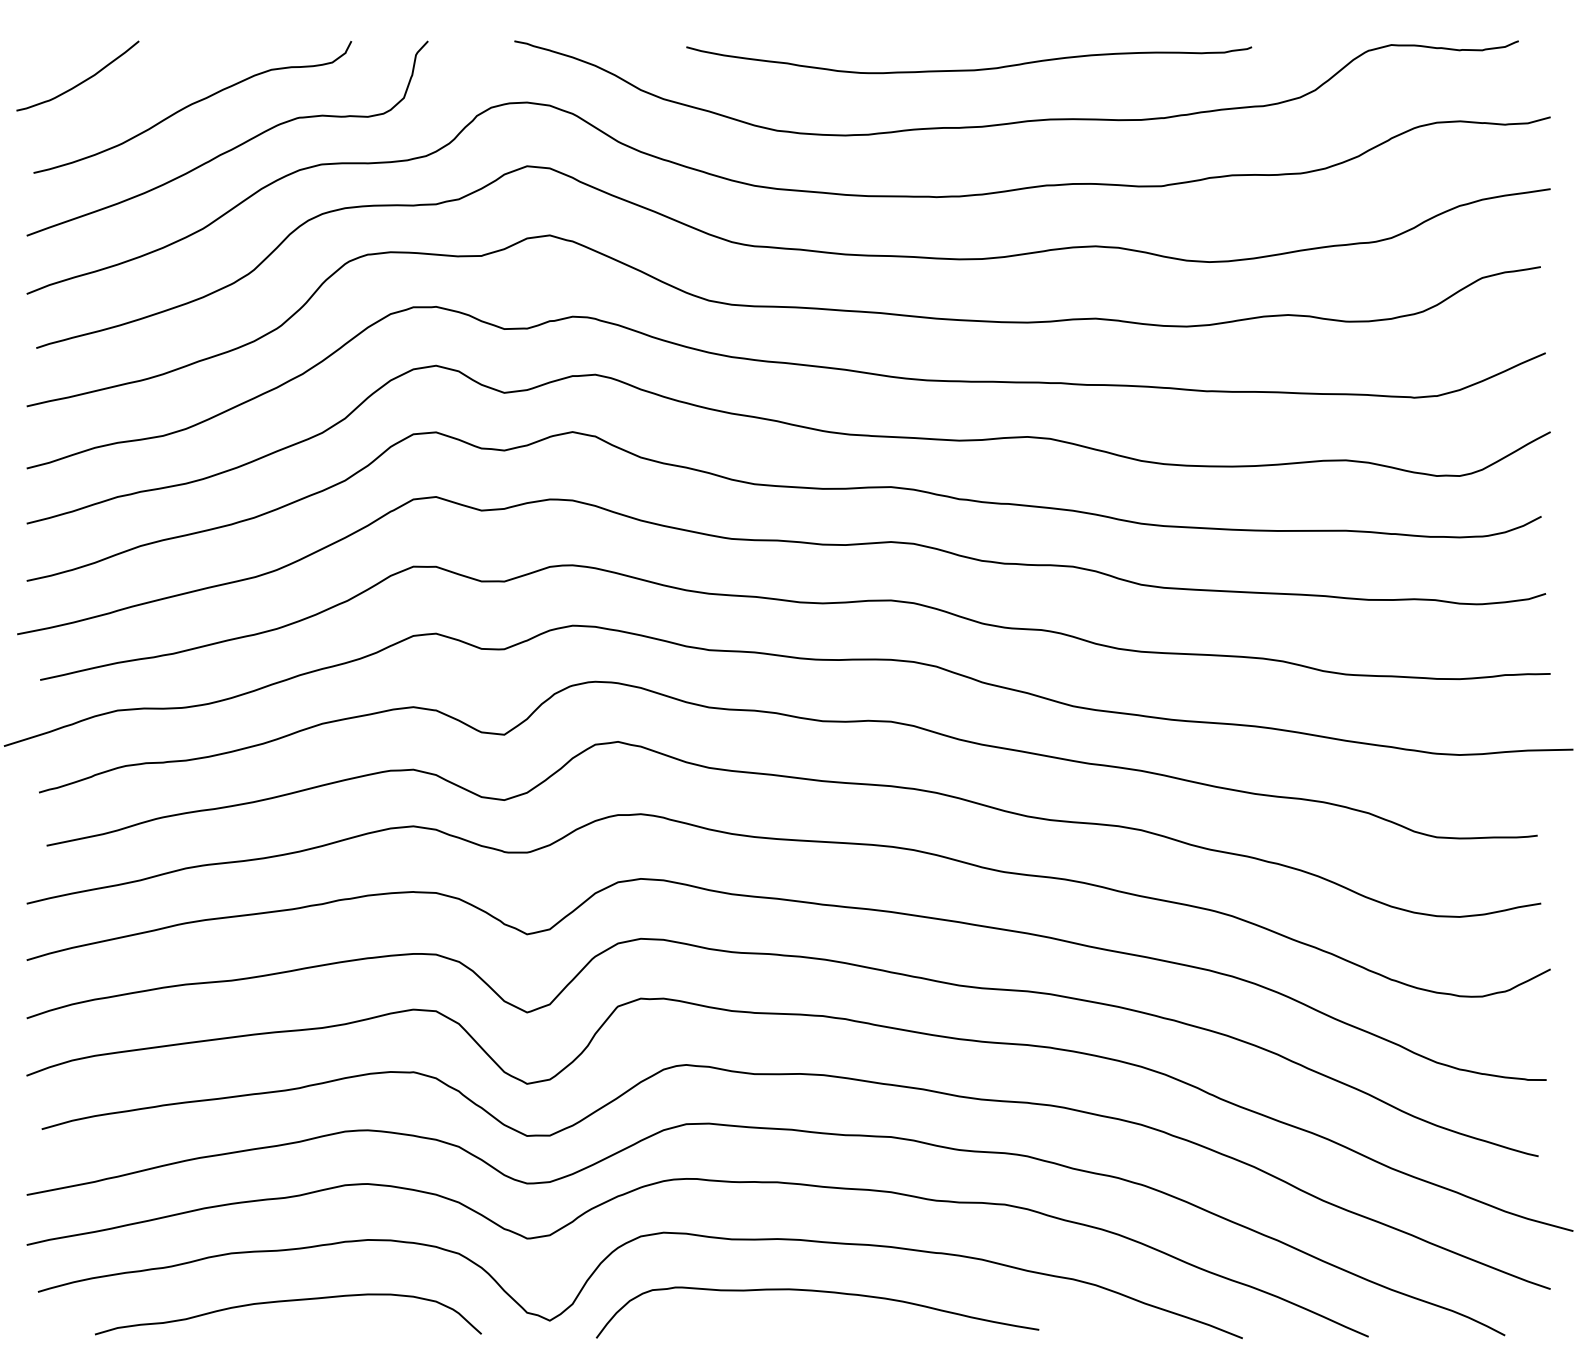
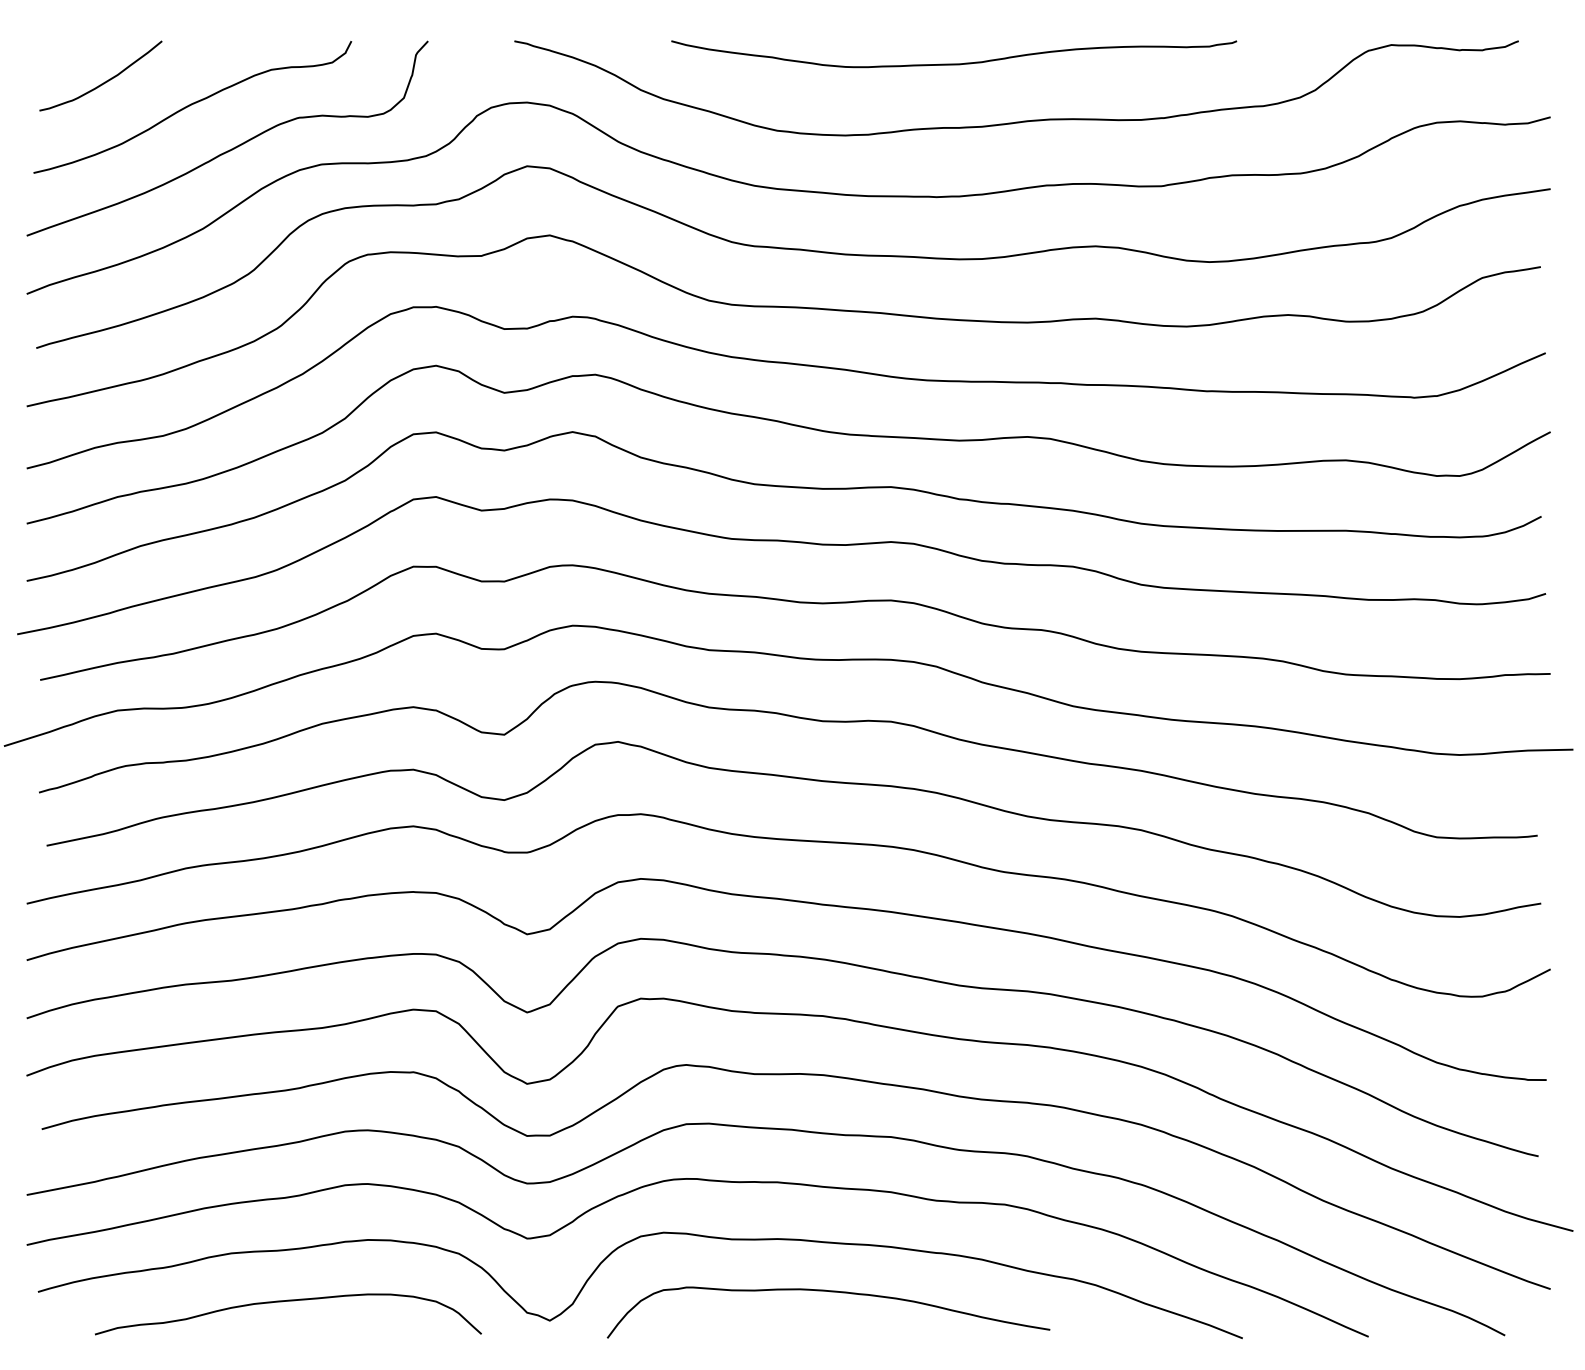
curve position: (969, 69) -> (954, 63) (954, 63)
curve position: (81, 81) -> (104, 81) (104, 81)
curve position: (819, 1292) -> (830, 1292) (830, 1292)
